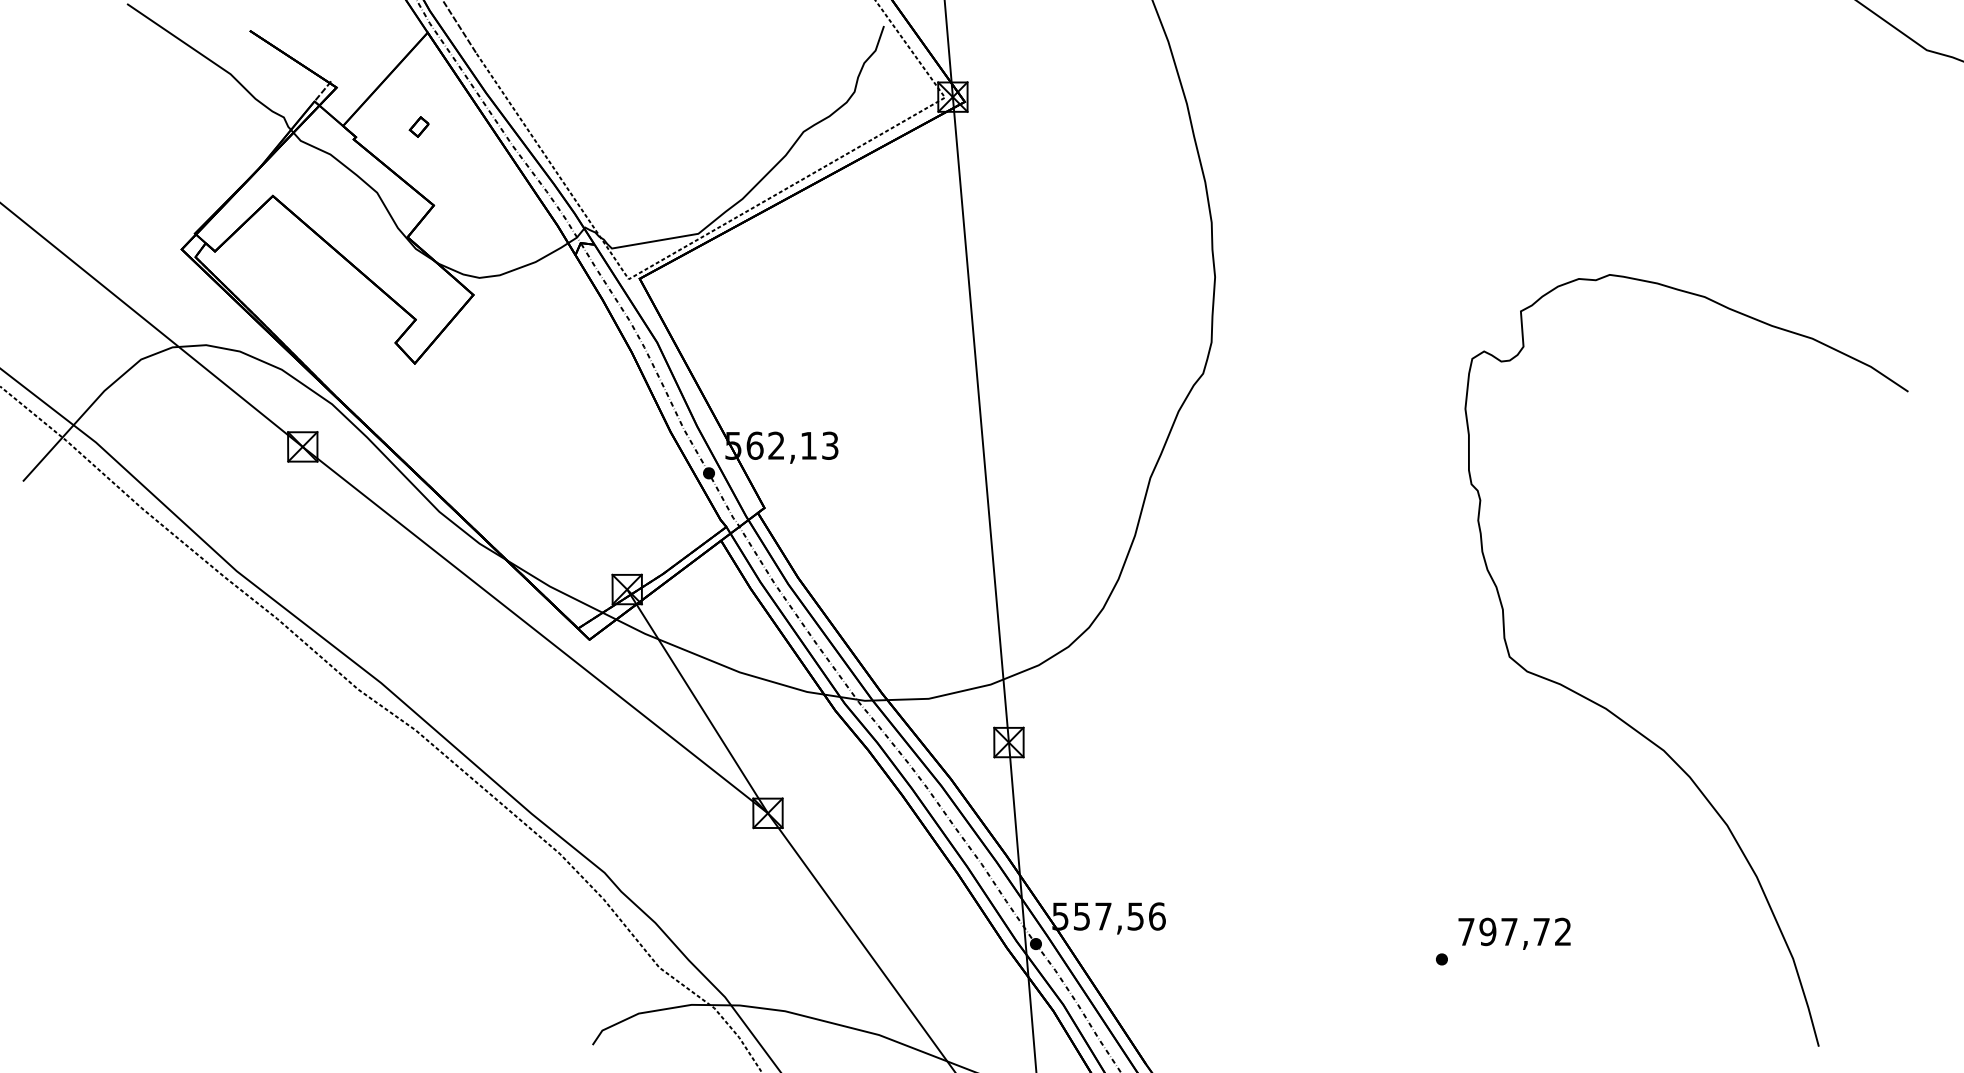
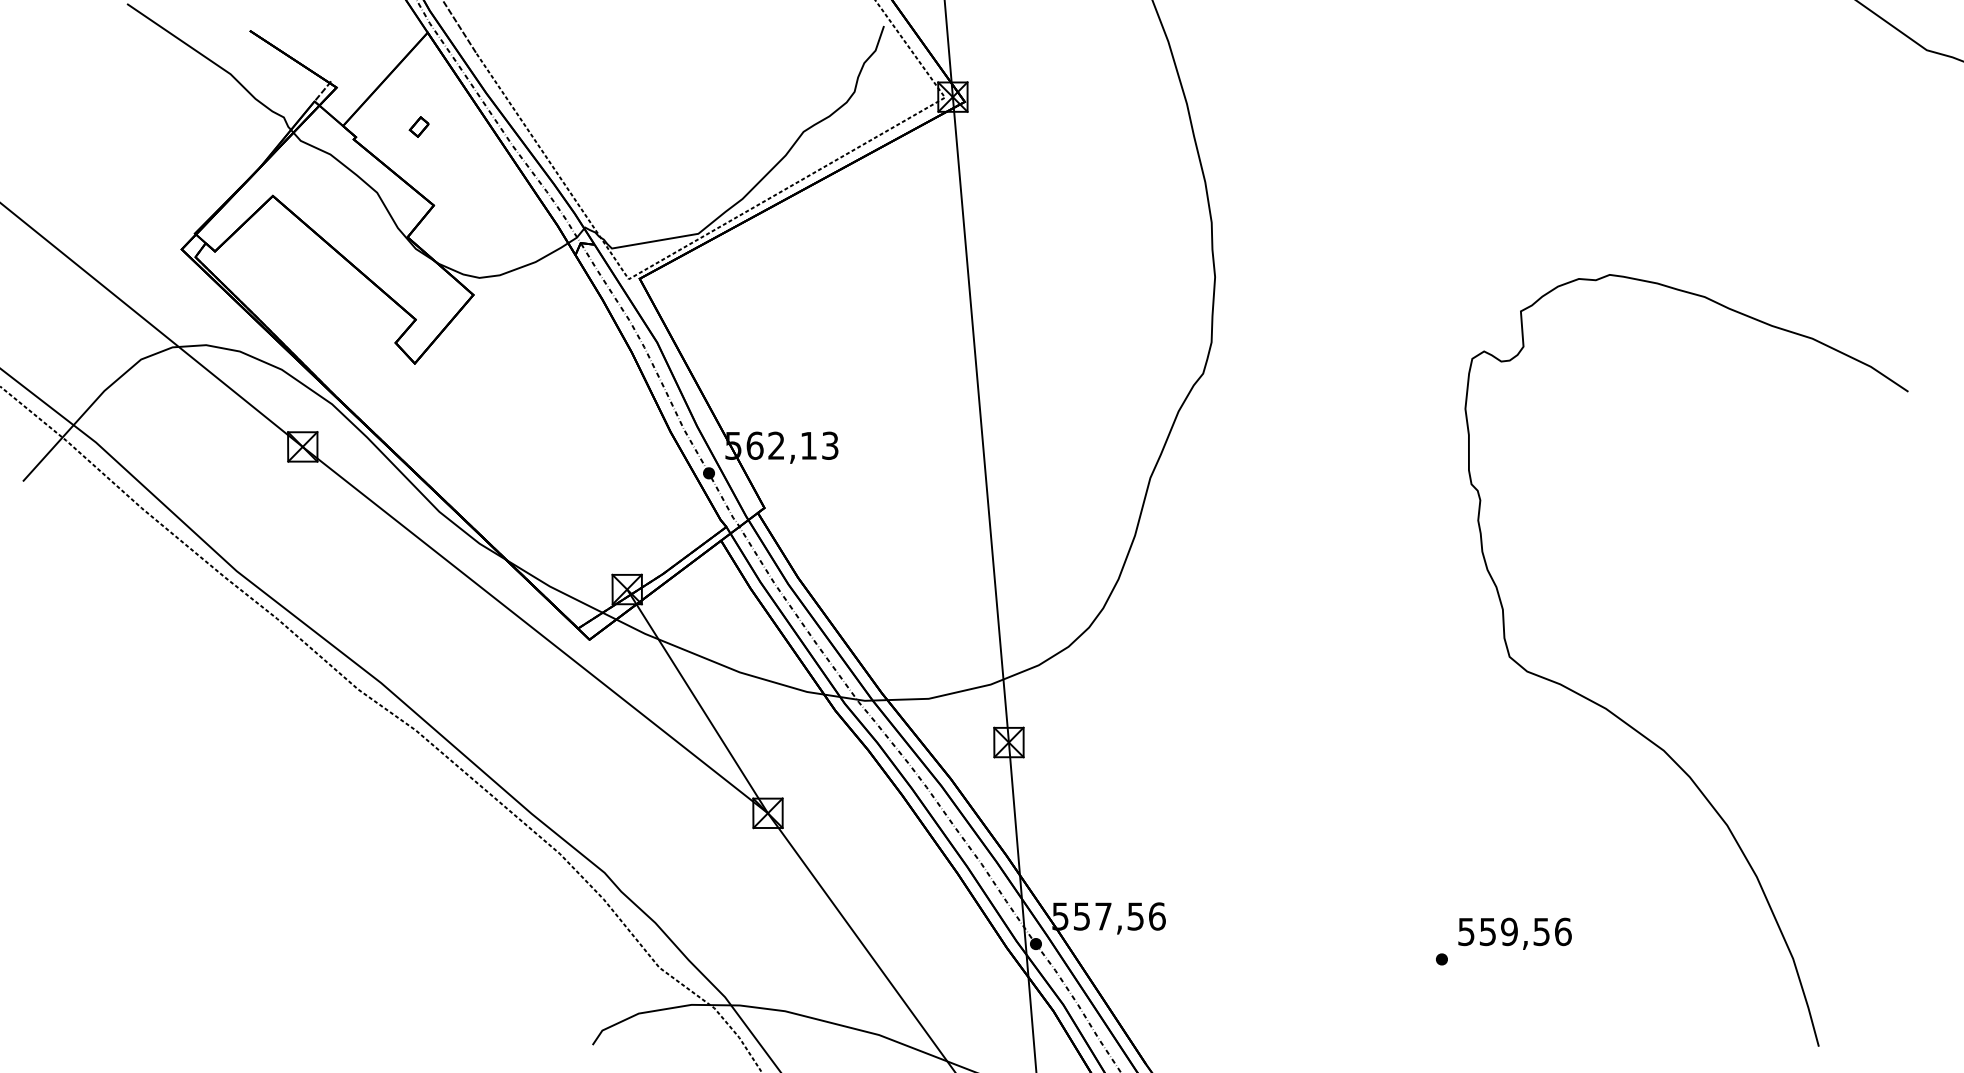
text: 797,72 -> 559,56 (1514, 931)
